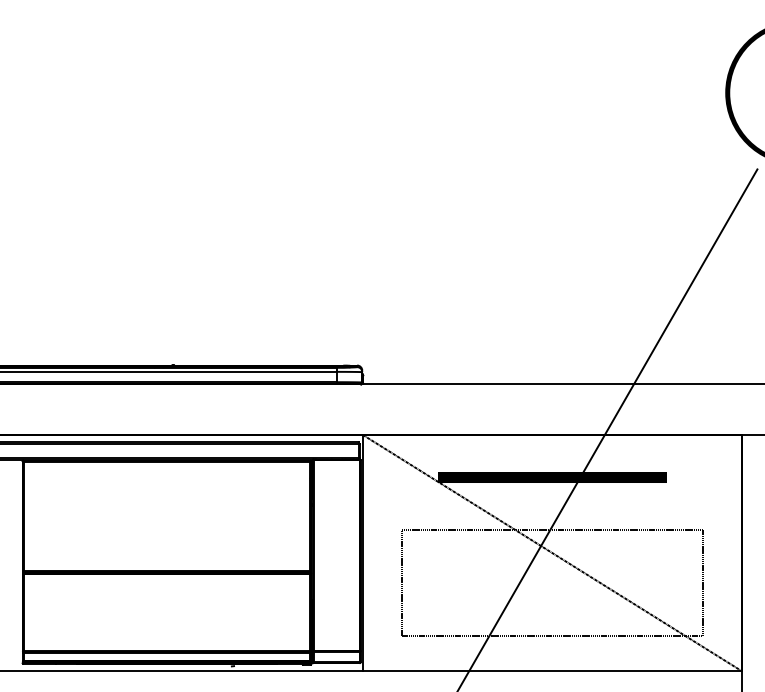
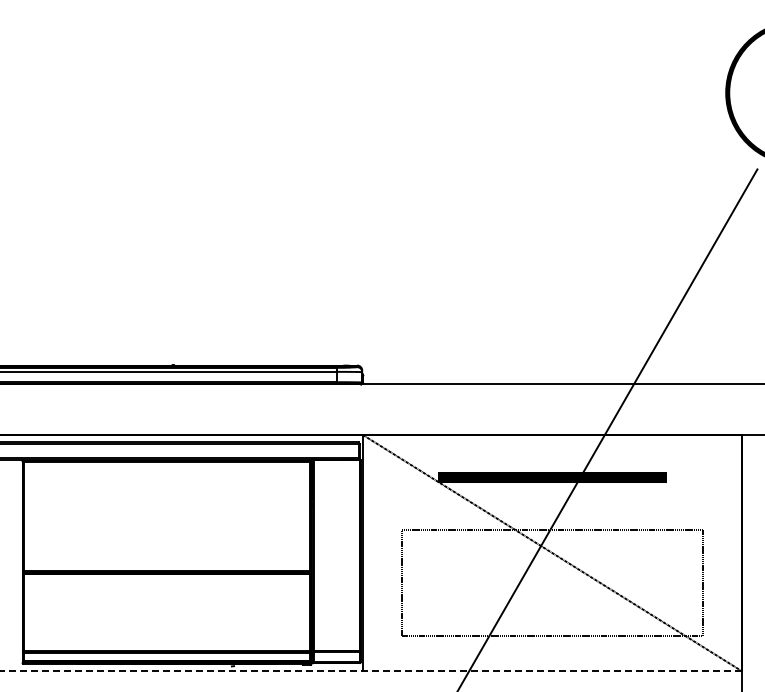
line: solid -> dashed (371, 671)
